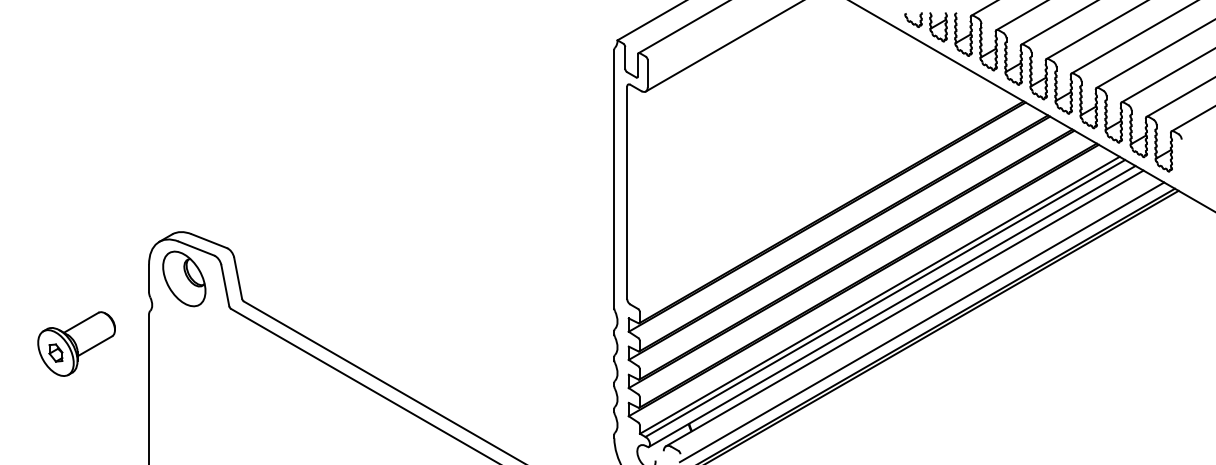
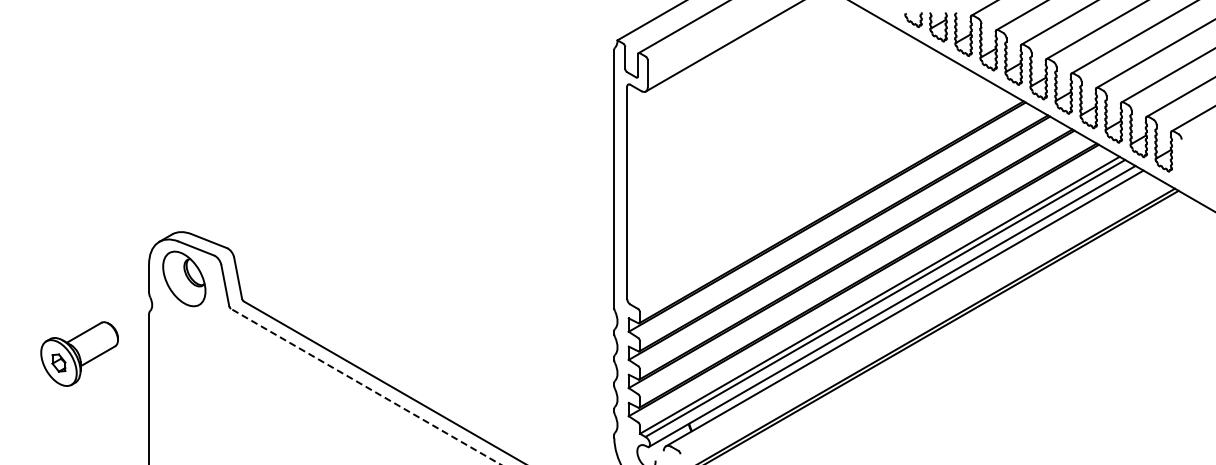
line: present -> none (922, 321)
part position: (76, 343) -> (79, 353) (79, 353)
line: solid -> dashed (366, 386)
